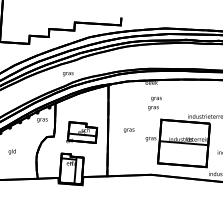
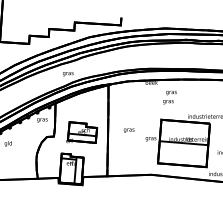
text position: (154, 103) -> (169, 97) (169, 97)
text position: (11, 151) -> (7, 143) (7, 143)
